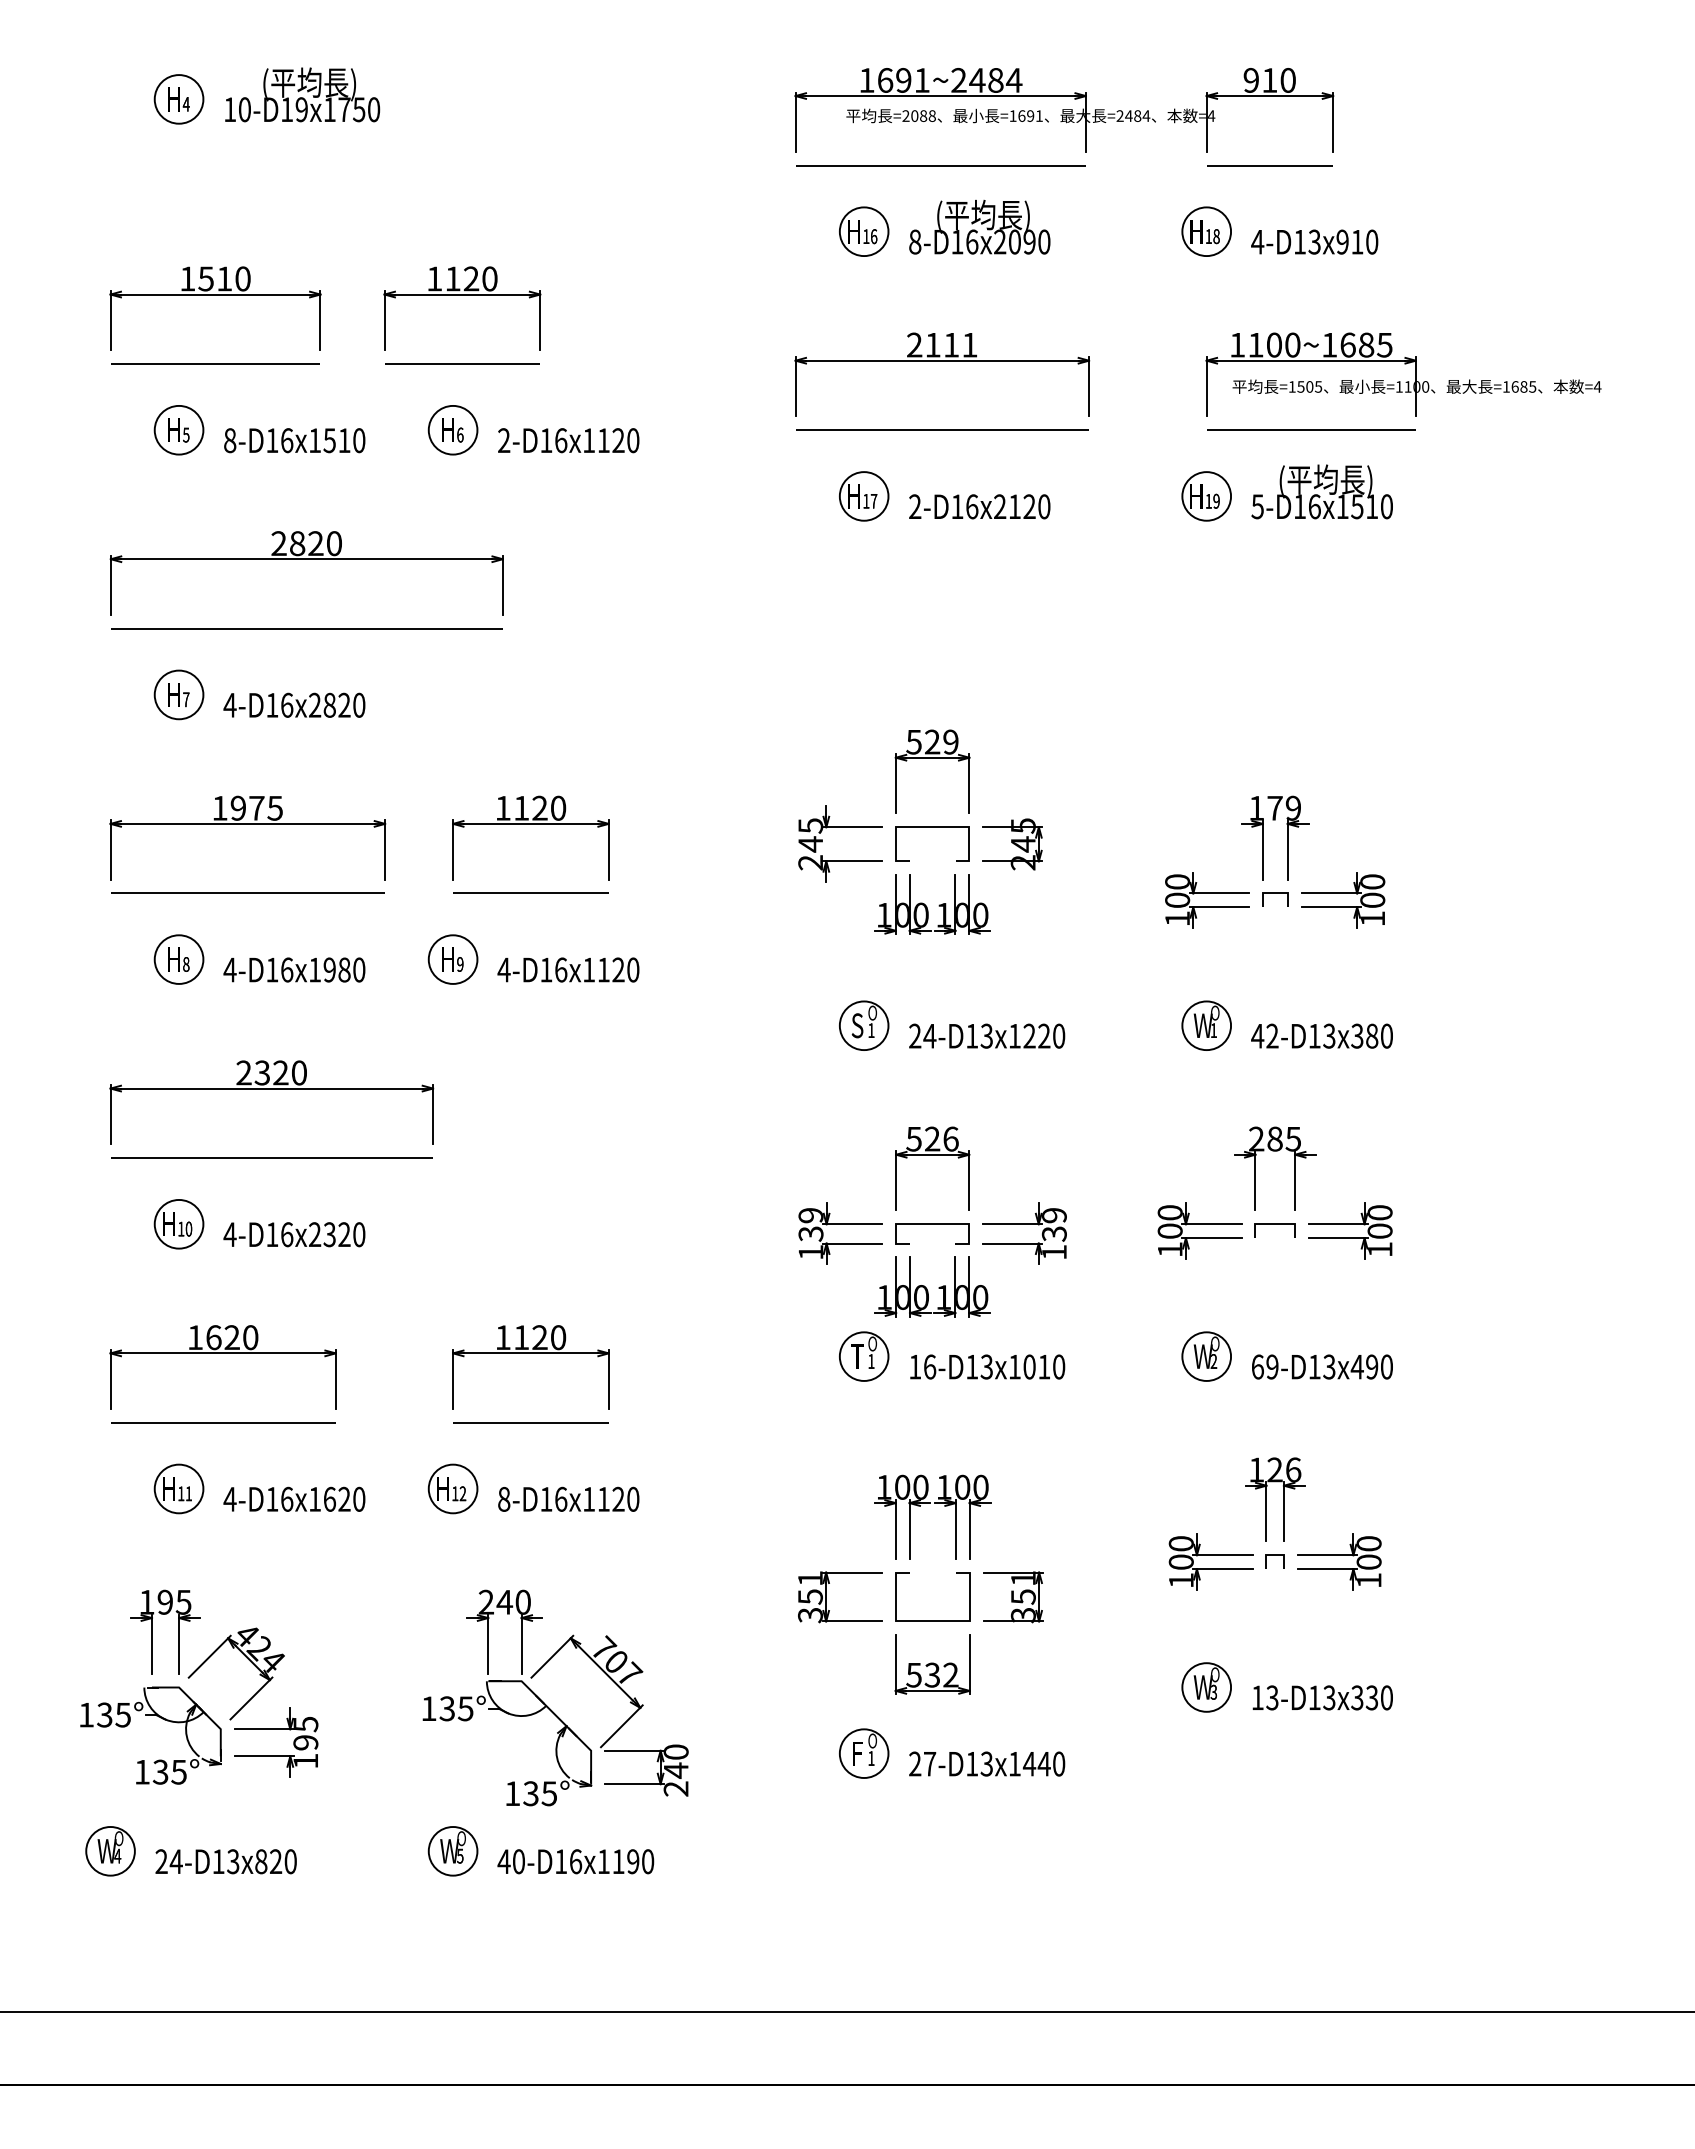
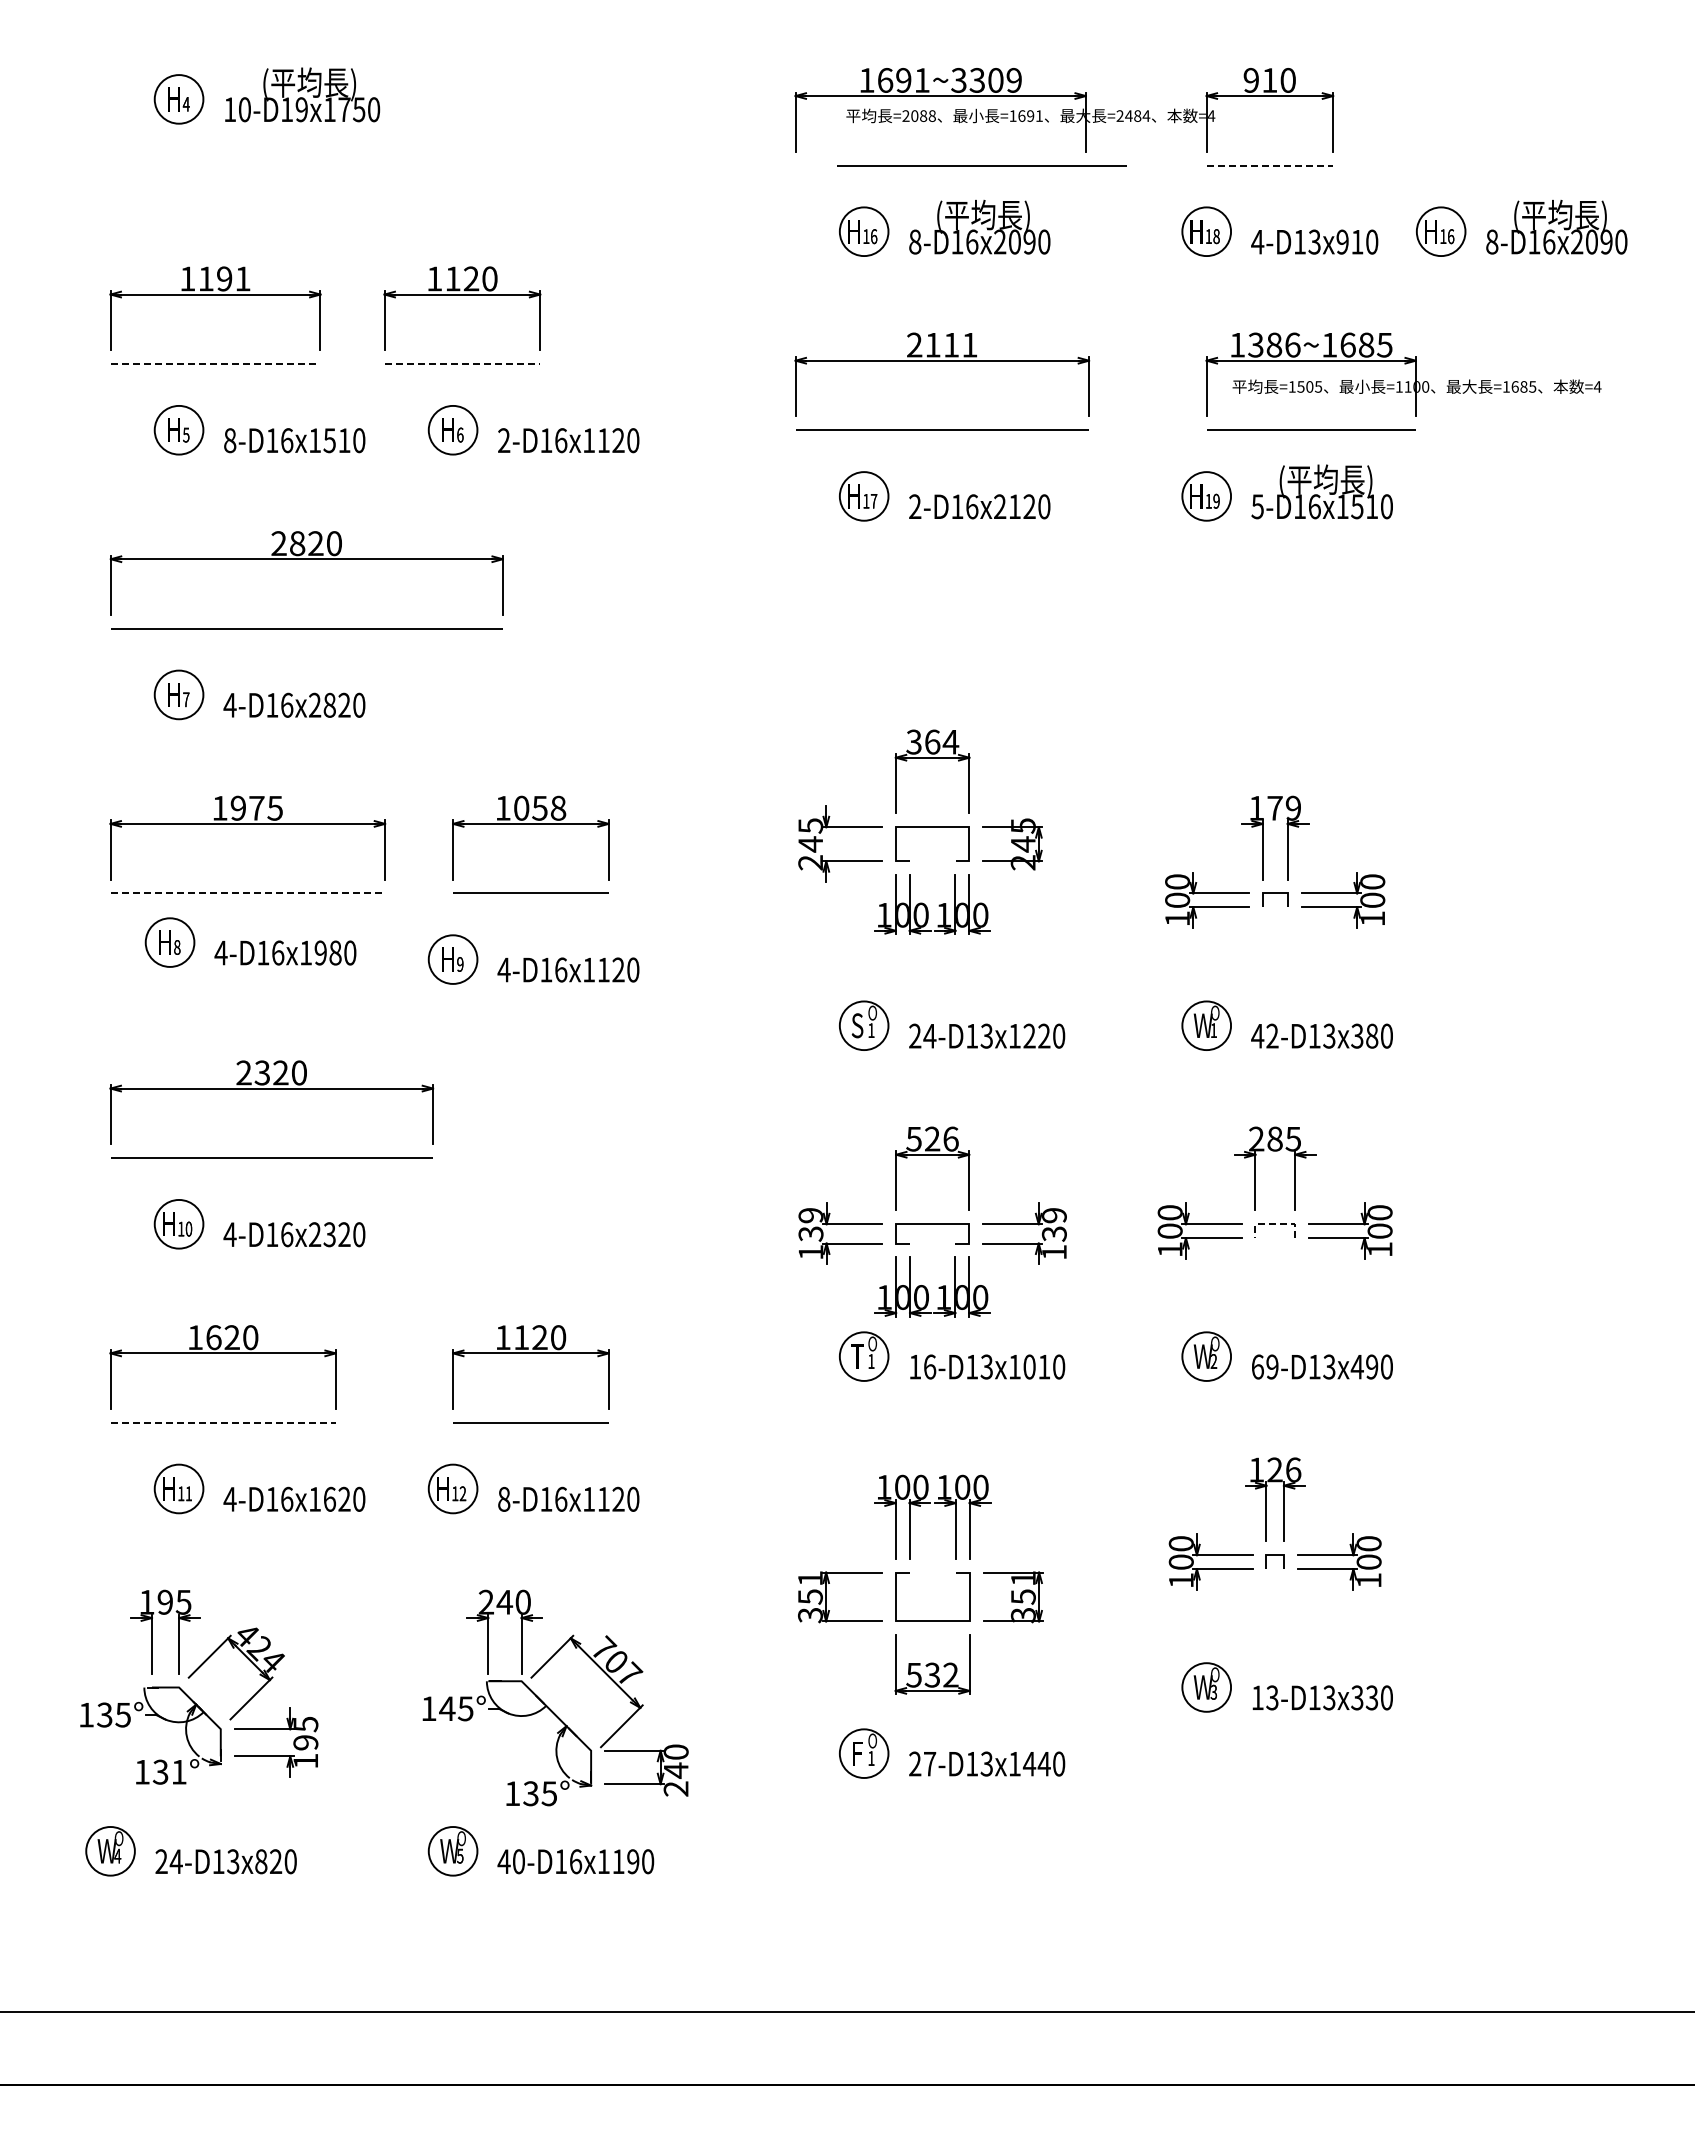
text: 1691~2484 -> 1691~3309 (986, 79)
line position: (940, 165) -> (981, 165) (981, 165)
line: solid -> dashed (1270, 165)
part: none -> present (1521, 228)
text: 1510 -> 1191 (224, 278)
text: 1100~1685 -> 1386~1685 (1274, 344)
line: solid -> dashed (215, 364)
line: solid -> dashed (462, 364)
text: 529 -> 364 (933, 741)
text: 1120 -> 1058 (540, 807)
line: solid -> dashed (248, 893)
part position: (259, 959) -> (250, 942) (250, 942)
line: solid -> dashed (1275, 1224)
line: solid -> dashed (223, 1422)
text: 135° -> 145° (447, 1708)
text: 135° -> 131° (178, 1772)
